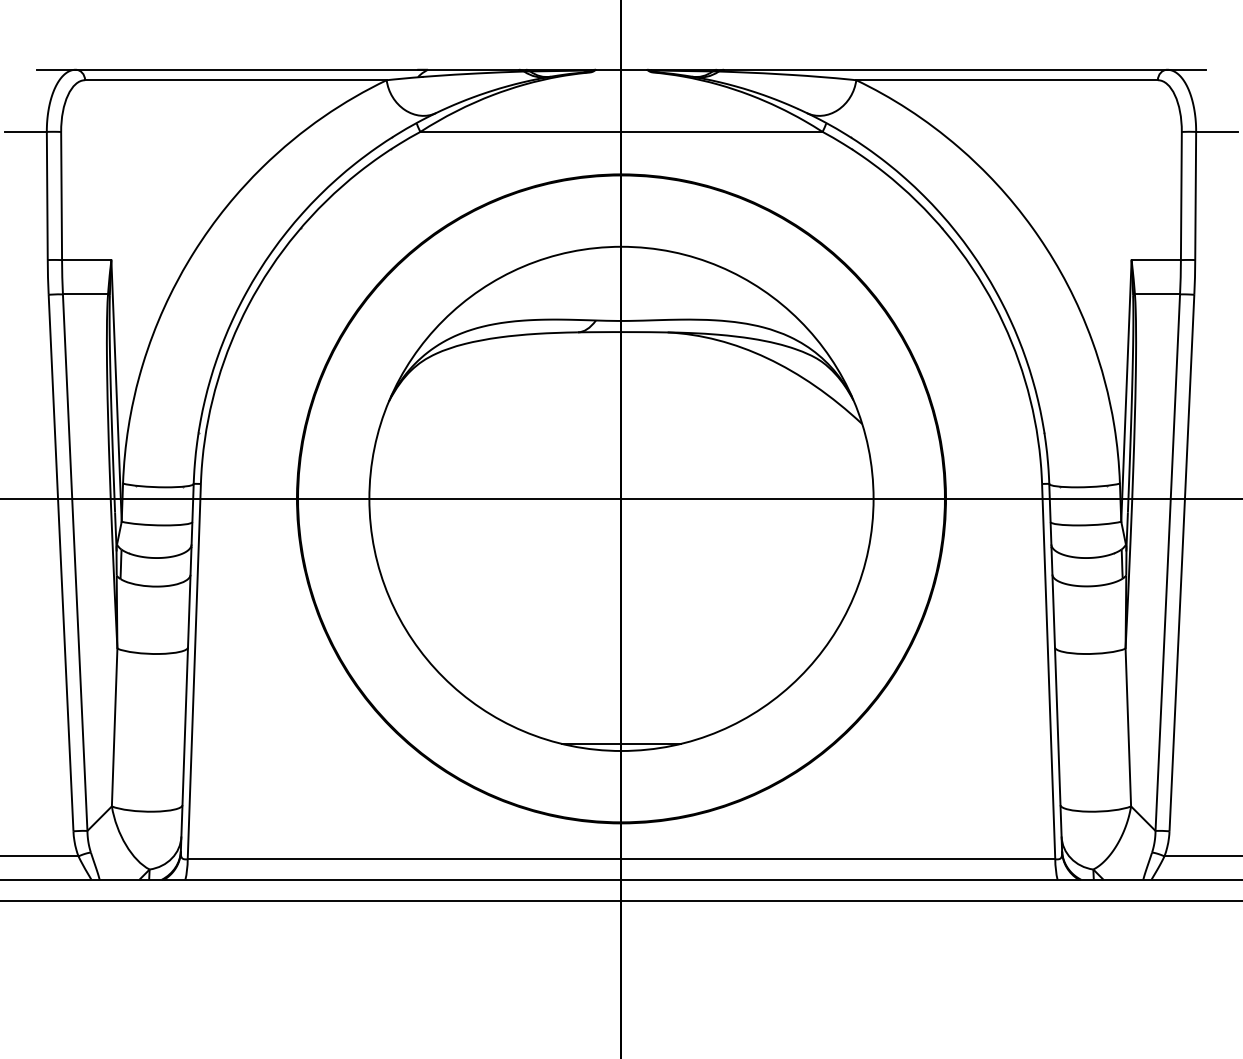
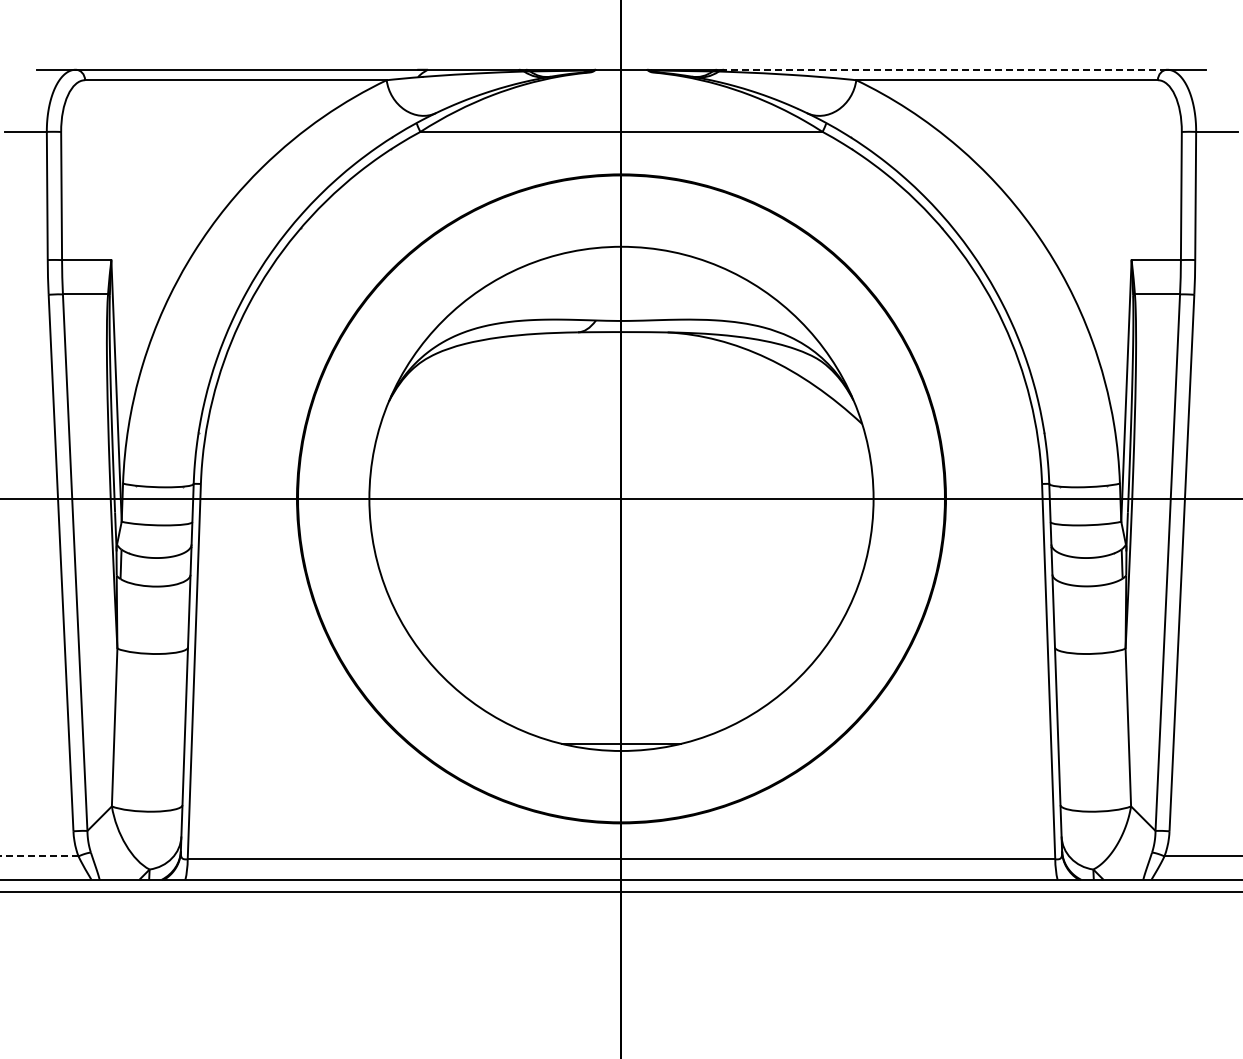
line: solid -> dashed (945, 69)
line: solid -> dashed (39, 856)
line position: (620, 901) -> (620, 892) (620, 892)
